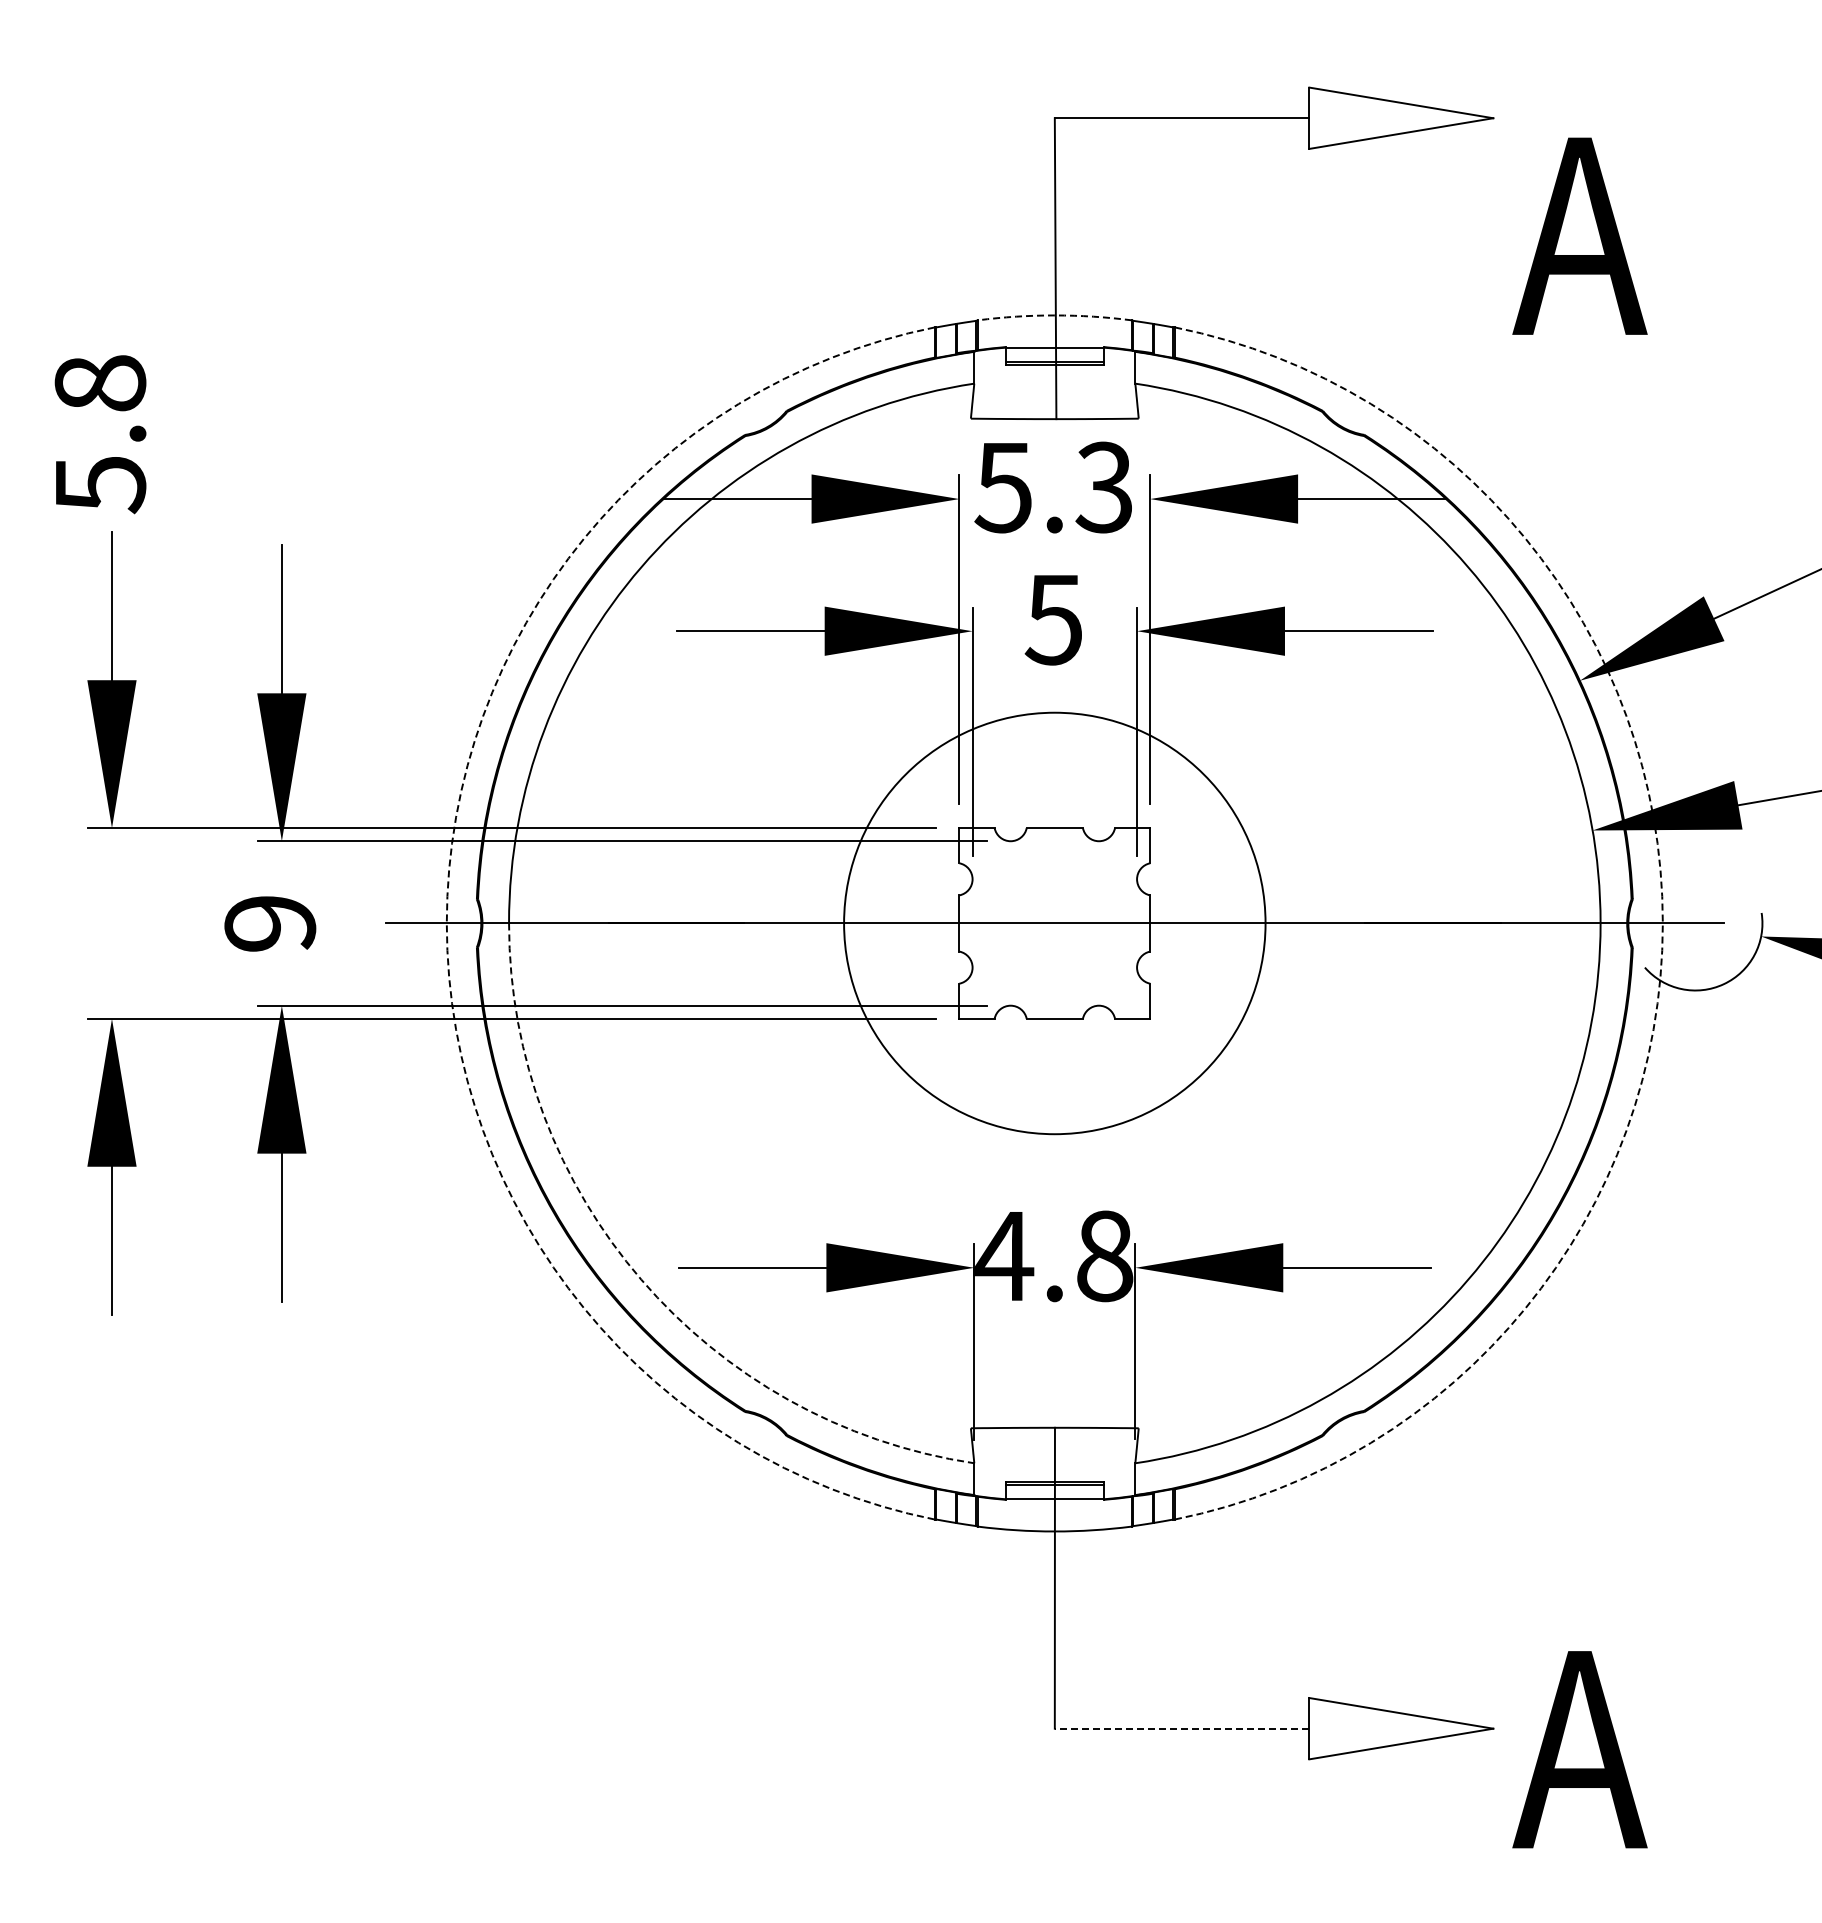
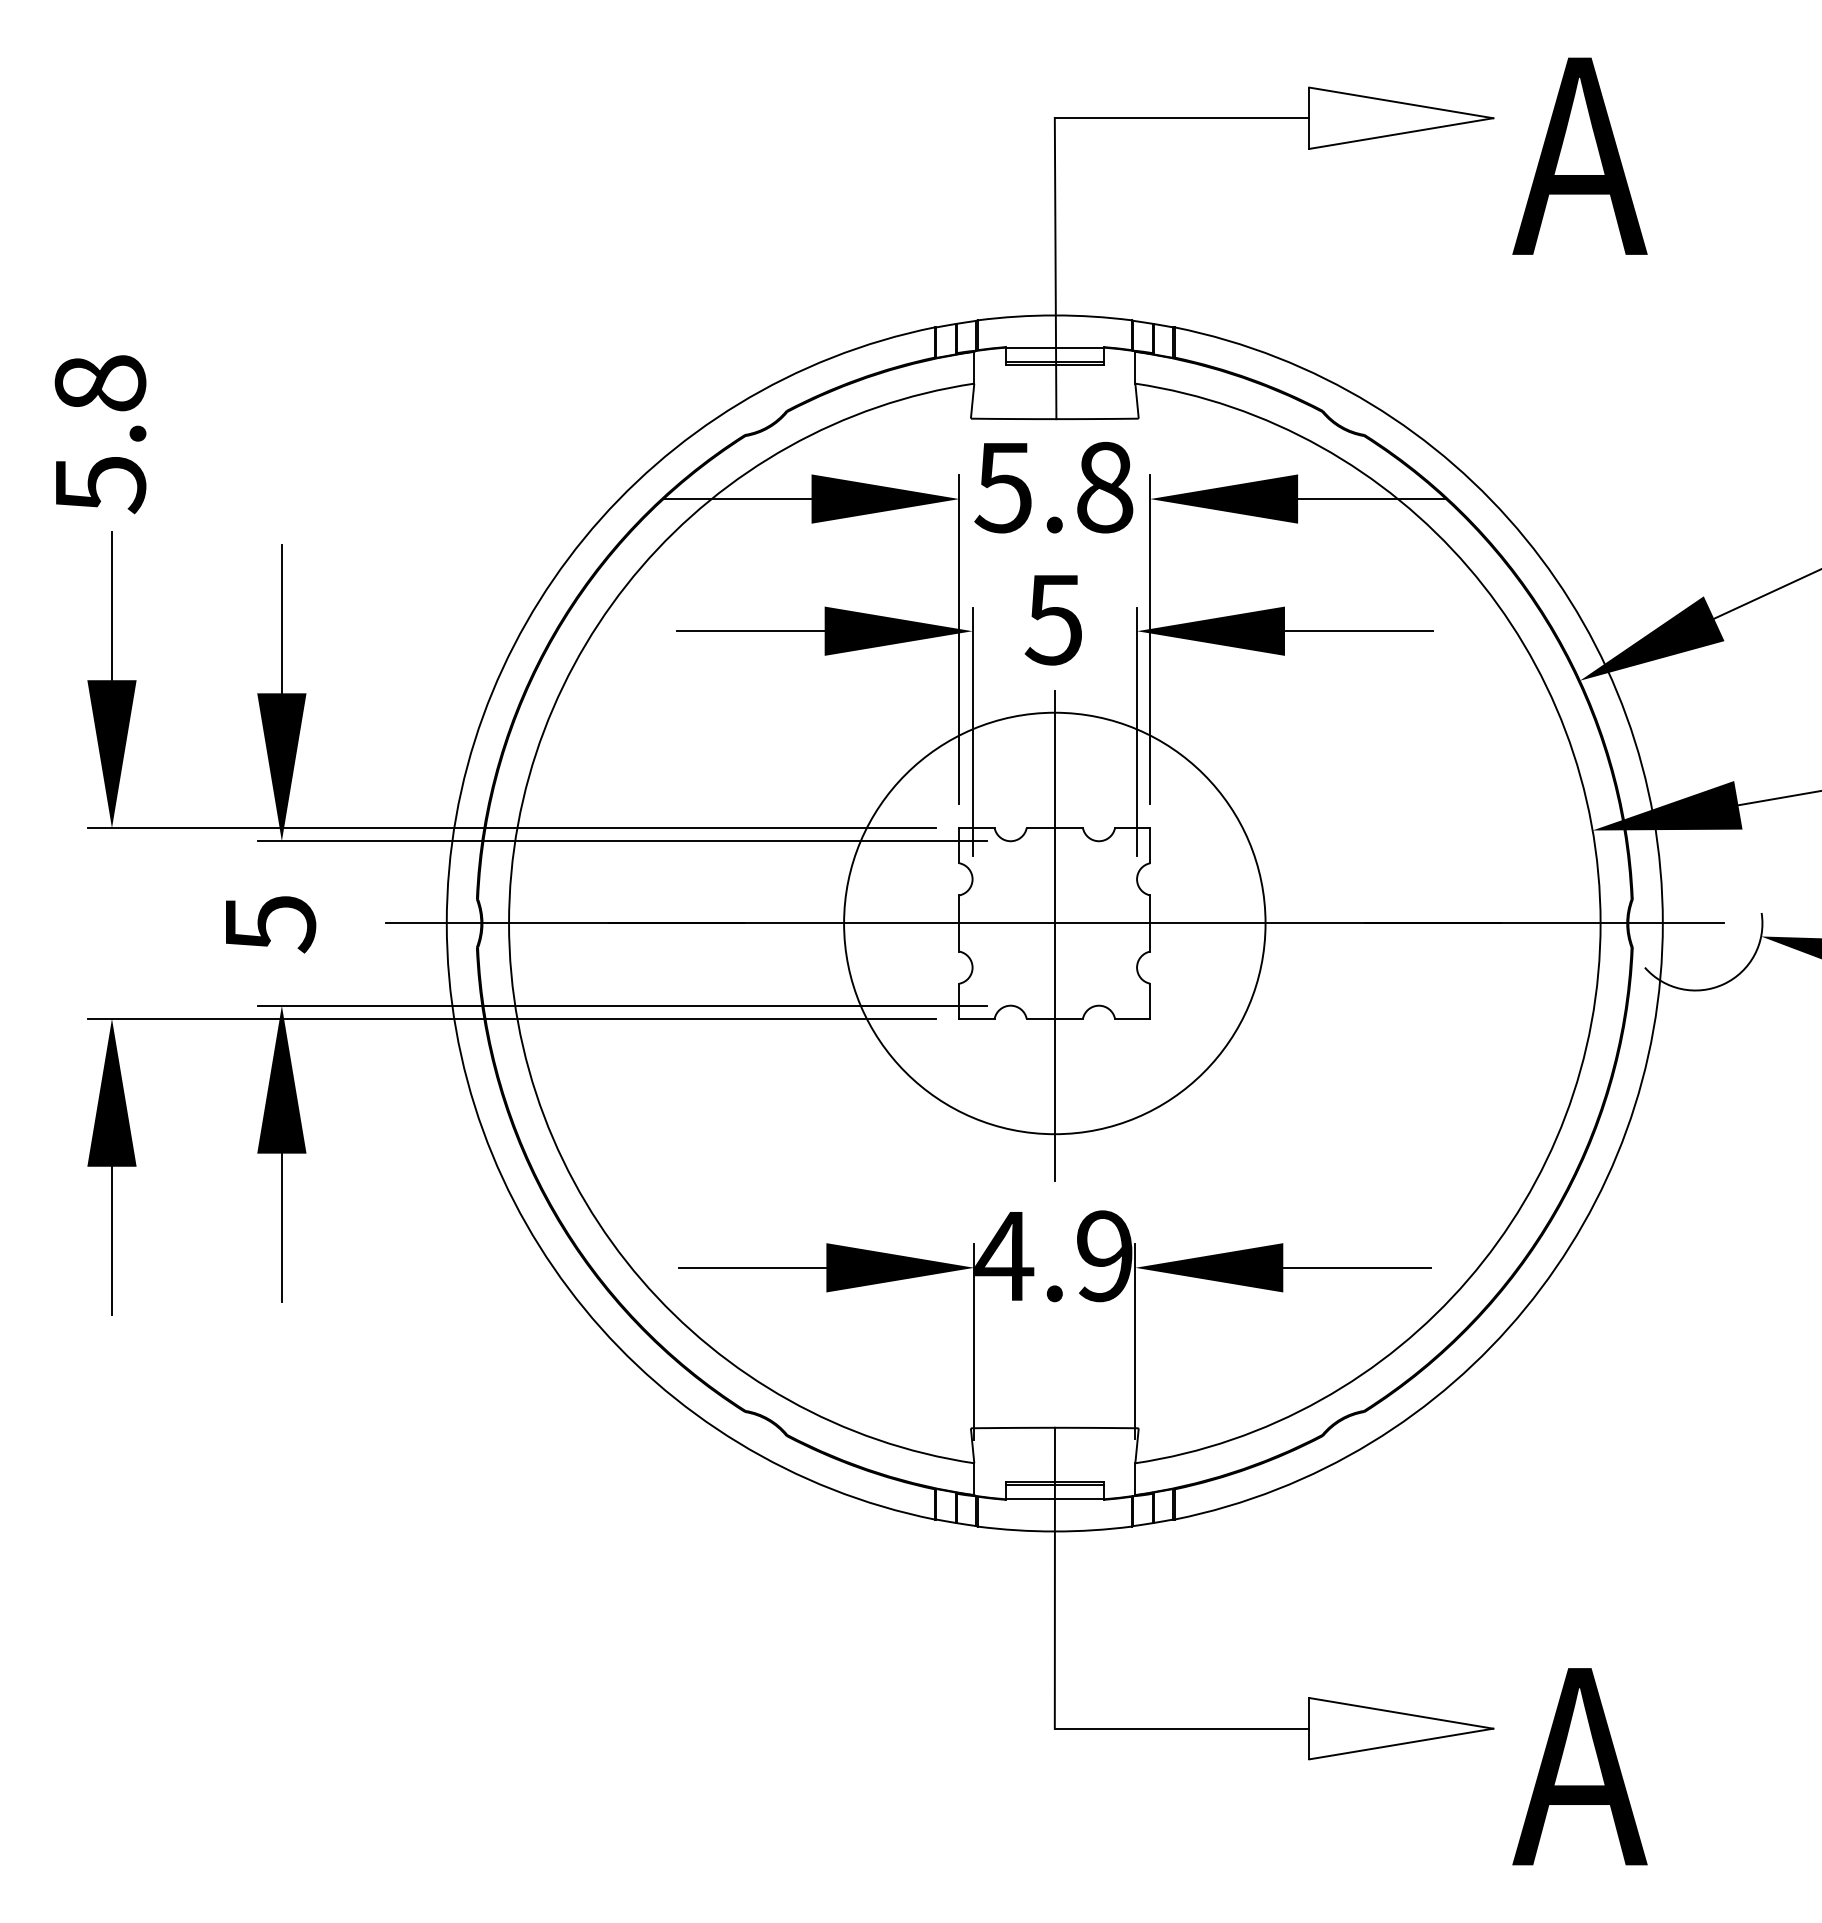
text position: (1579, 235) -> (1579, 155) (1579, 155)
arc: dashed -> solid (1054, 315)
text: 5.3 -> 5.8 (1104, 487)
arc: dashed -> solid (446, 923)
arc: dashed -> solid (1662, 923)
text: 9 -> 5 (270, 924)
line: none -> present (1054, 935)
text: 4.8 -> 4.9 (1105, 1256)
arc: dashed -> solid (641, 1279)
line: dashed -> solid (1181, 1728)
text position: (1579, 1749) -> (1579, 1766) (1579, 1766)
